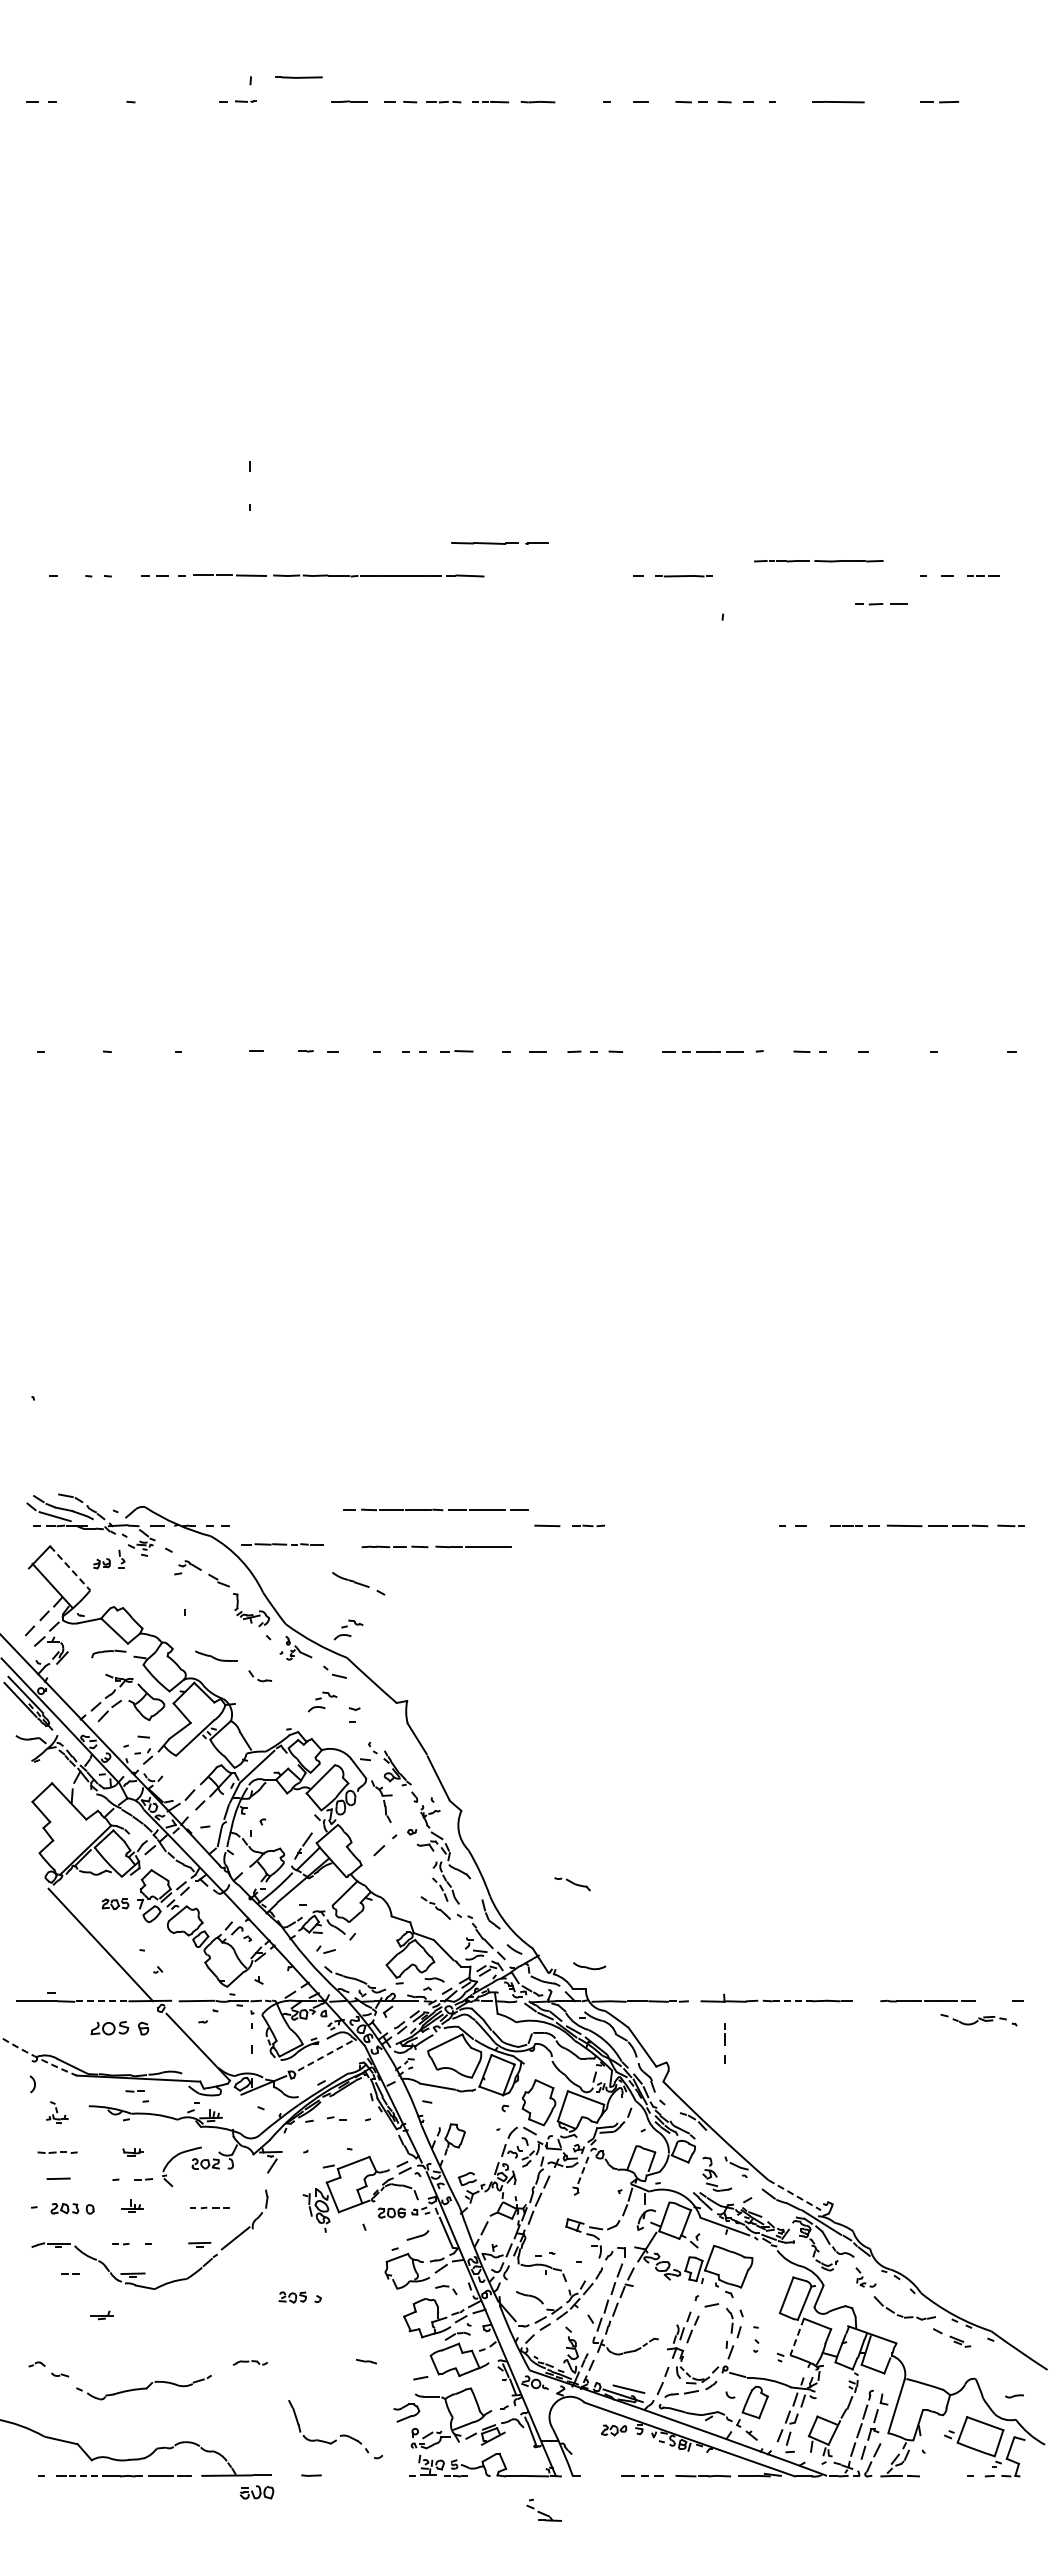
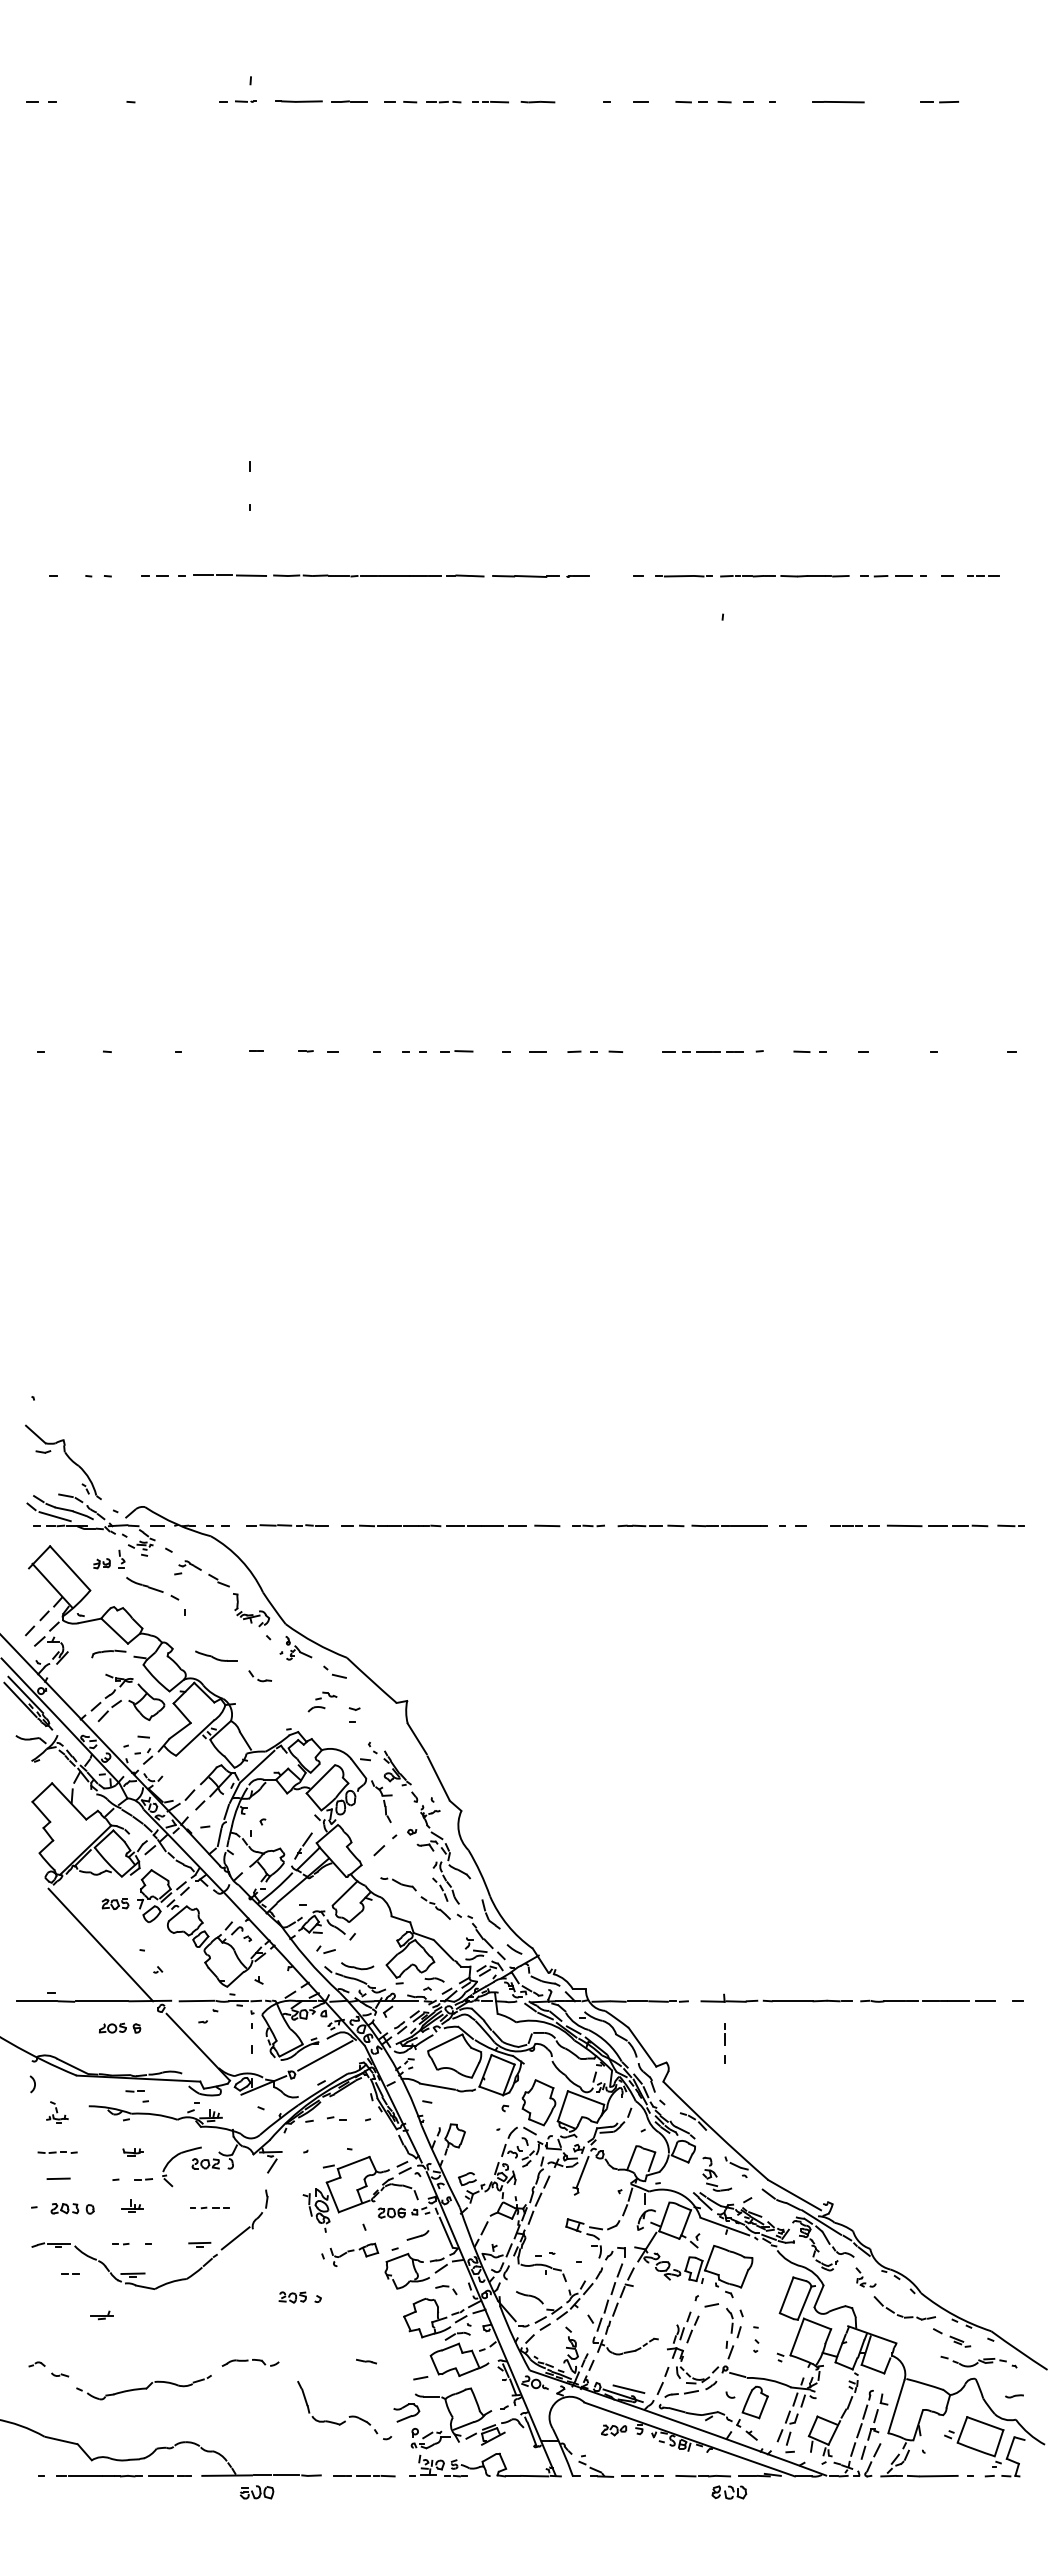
line position: (298, 77) -> (298, 101) (298, 101)
line position: (499, 543) -> (540, 576) (540, 576)
line position: (818, 561) -> (784, 576) (784, 576)
part position: (881, 604) -> (886, 576) (886, 576)
part: none -> present (63, 1461)
part position: (435, 1509) -> (433, 1525) (433, 1525)
line position: (282, 1544) -> (287, 1525) (287, 1525)
part position: (436, 1546) -> (692, 1525) (692, 1525)
line: dashed -> solid (70, 1568)
part position: (358, 1583) -> (152, 1588) (152, 1588)
part: present -> none (348, 1629)
part position: (572, 1884) -> (398, 1884) (398, 1884)
part position: (589, 1966) -> (357, 1966) (357, 1966)
line: dashed -> solid (102, 2001)
line: dashed -> solid (792, 2001)
part size: 96x3 px -> 136x4 px (927, 2000)
part position: (978, 2019) -> (978, 2361) (978, 2361)
part size: 60x15 px -> 43x12 px (120, 2027)
line: dashed -> solid (325, 2055)
arc: dashed -> solid (38, 2058)
line: dashed -> solid (582, 2172)
line: dashed -> solid (795, 2195)
part: none -> present (350, 2254)
line: dashed -> solid (797, 2337)
part size: 36x6 px -> 59x8 px (250, 2362)
part position: (339, 2435) -> (348, 2416) (348, 2416)
line: none -> present (285, 2475)
line: none -> present (938, 2475)
line: dashed -> solid (85, 2476)
line: none -> present (364, 2476)
part: none -> present (729, 2492)
part position: (543, 2509) -> (595, 2465) (595, 2465)
